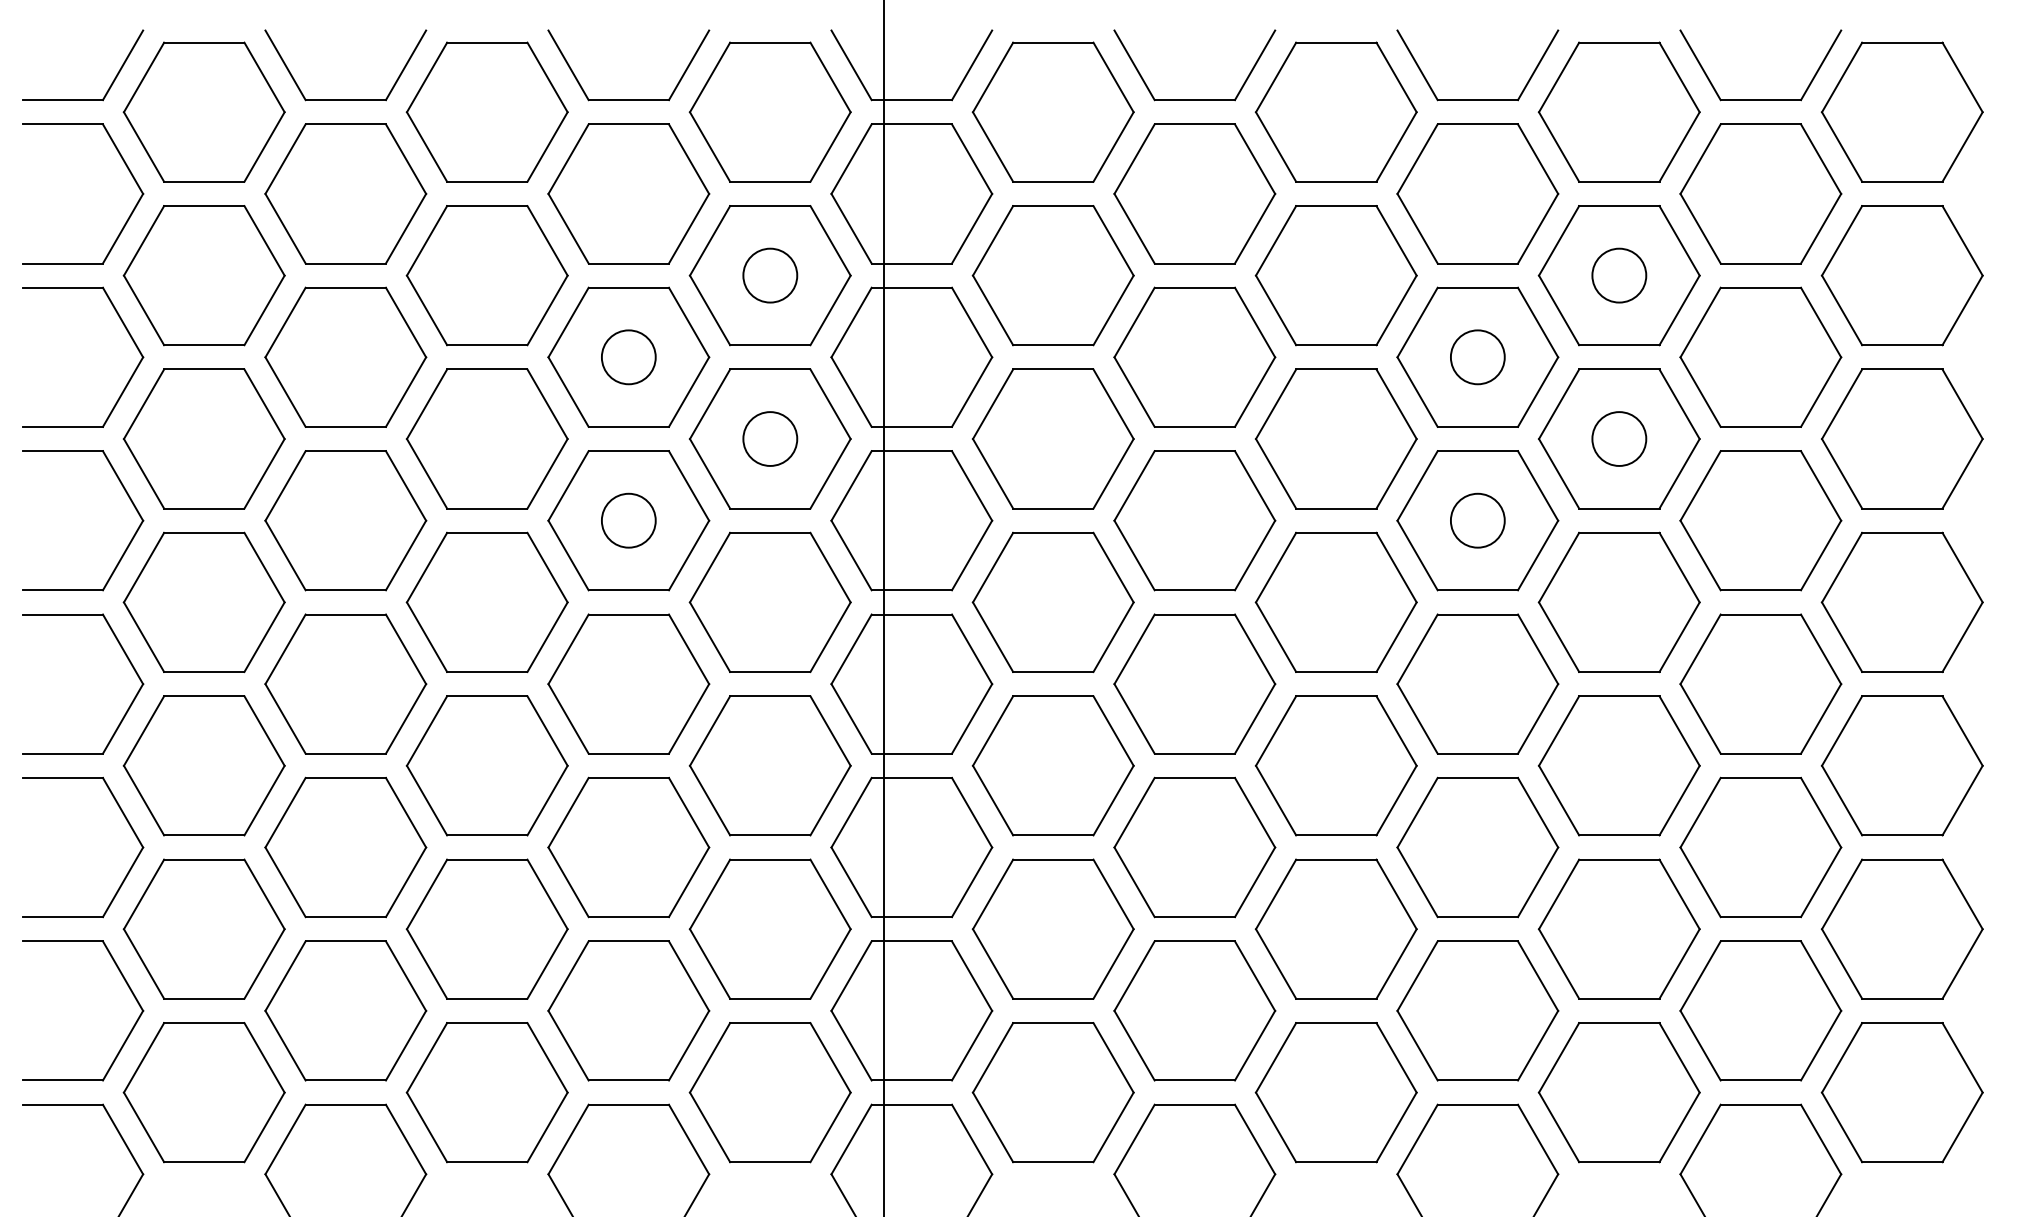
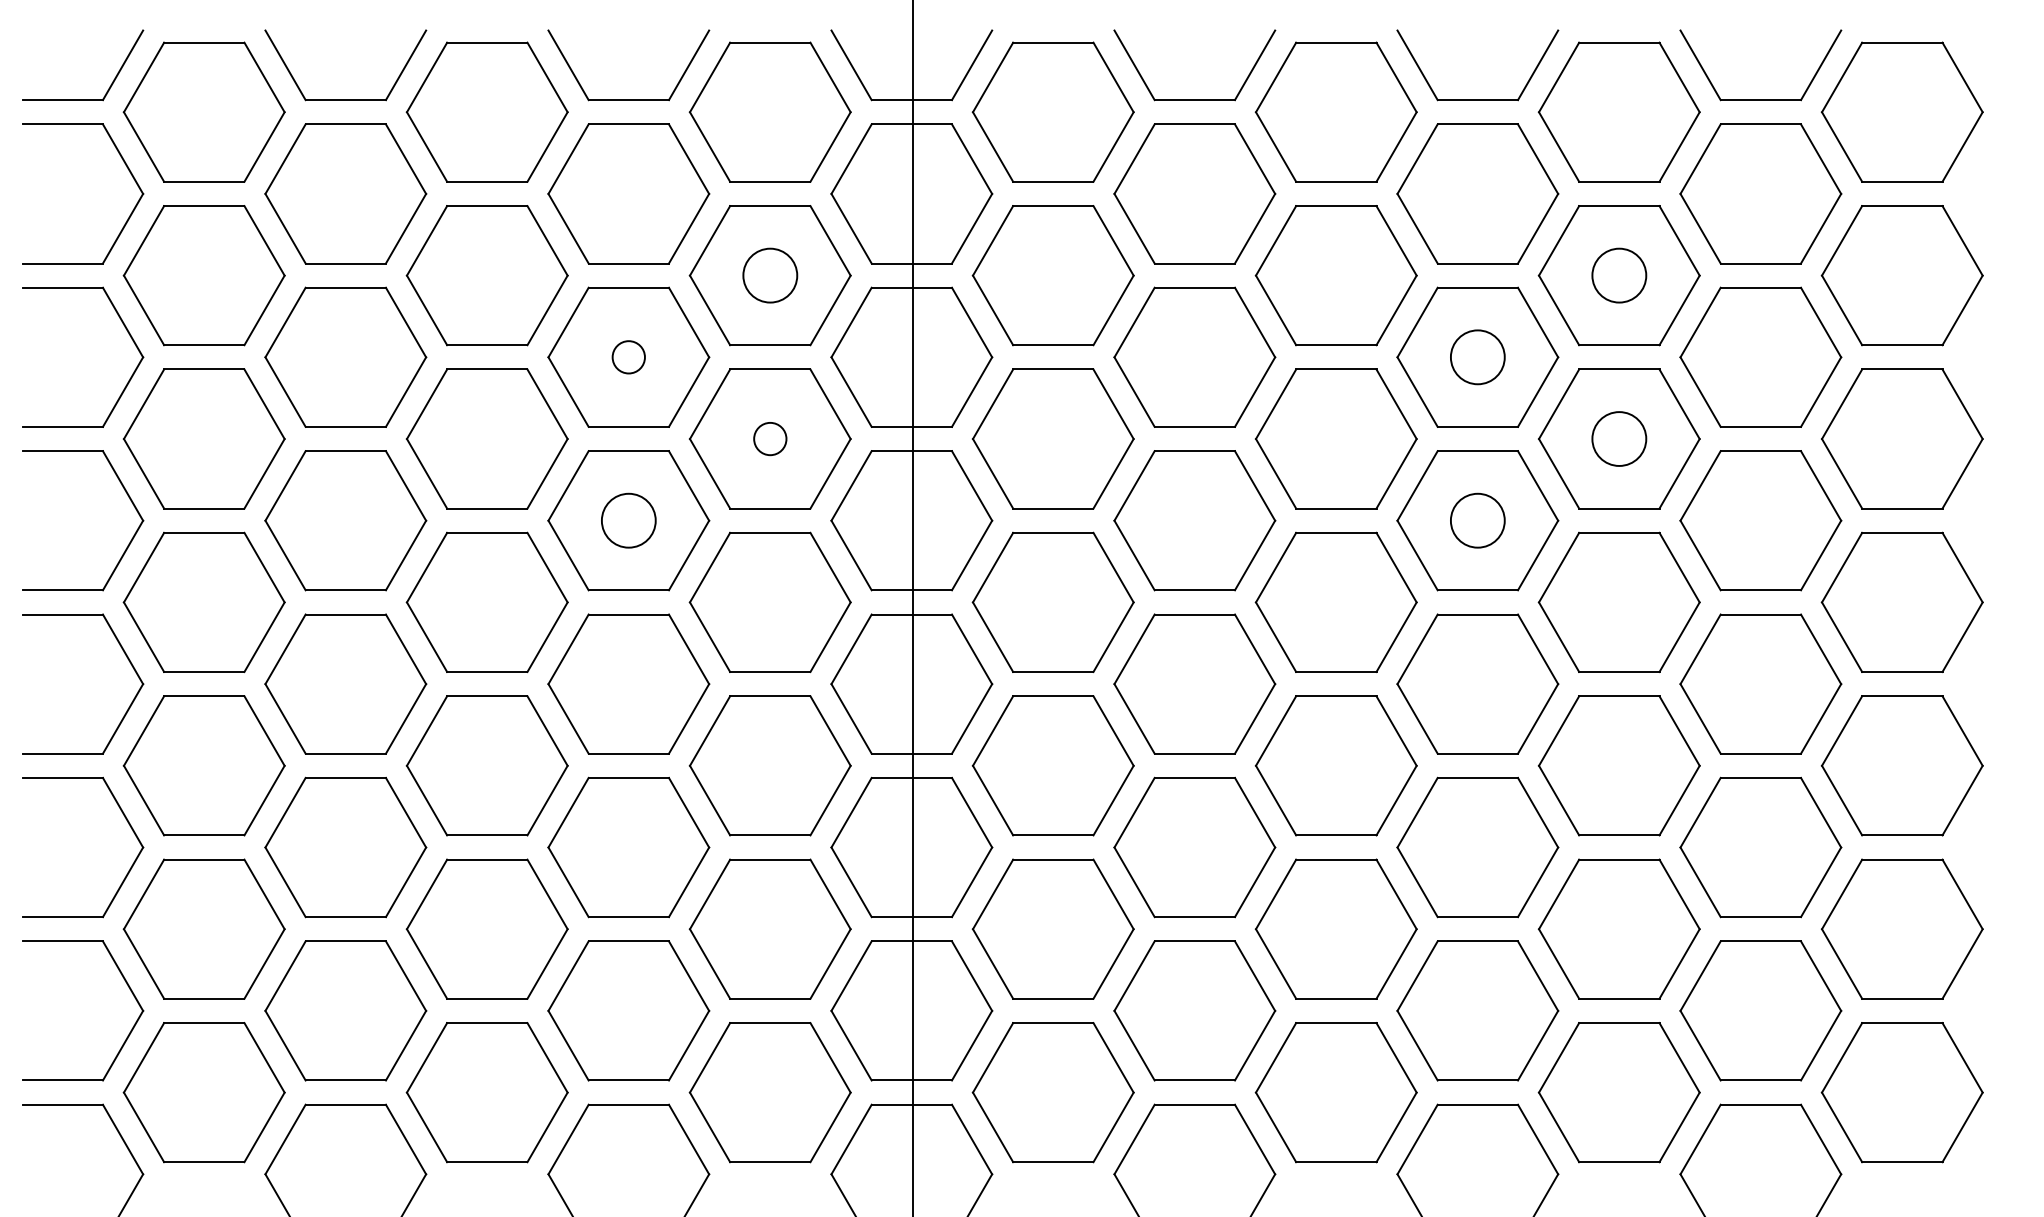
circle diameter: 54 px -> 32 px (628, 357)
circle diameter: 54 px -> 32 px (770, 438)
line position: (883, 607) -> (912, 607) (912, 607)
